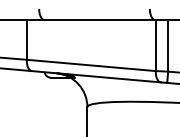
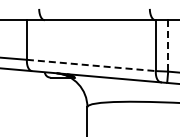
line: solid -> dashed (168, 45)
line: solid -> dashed (91, 65)
